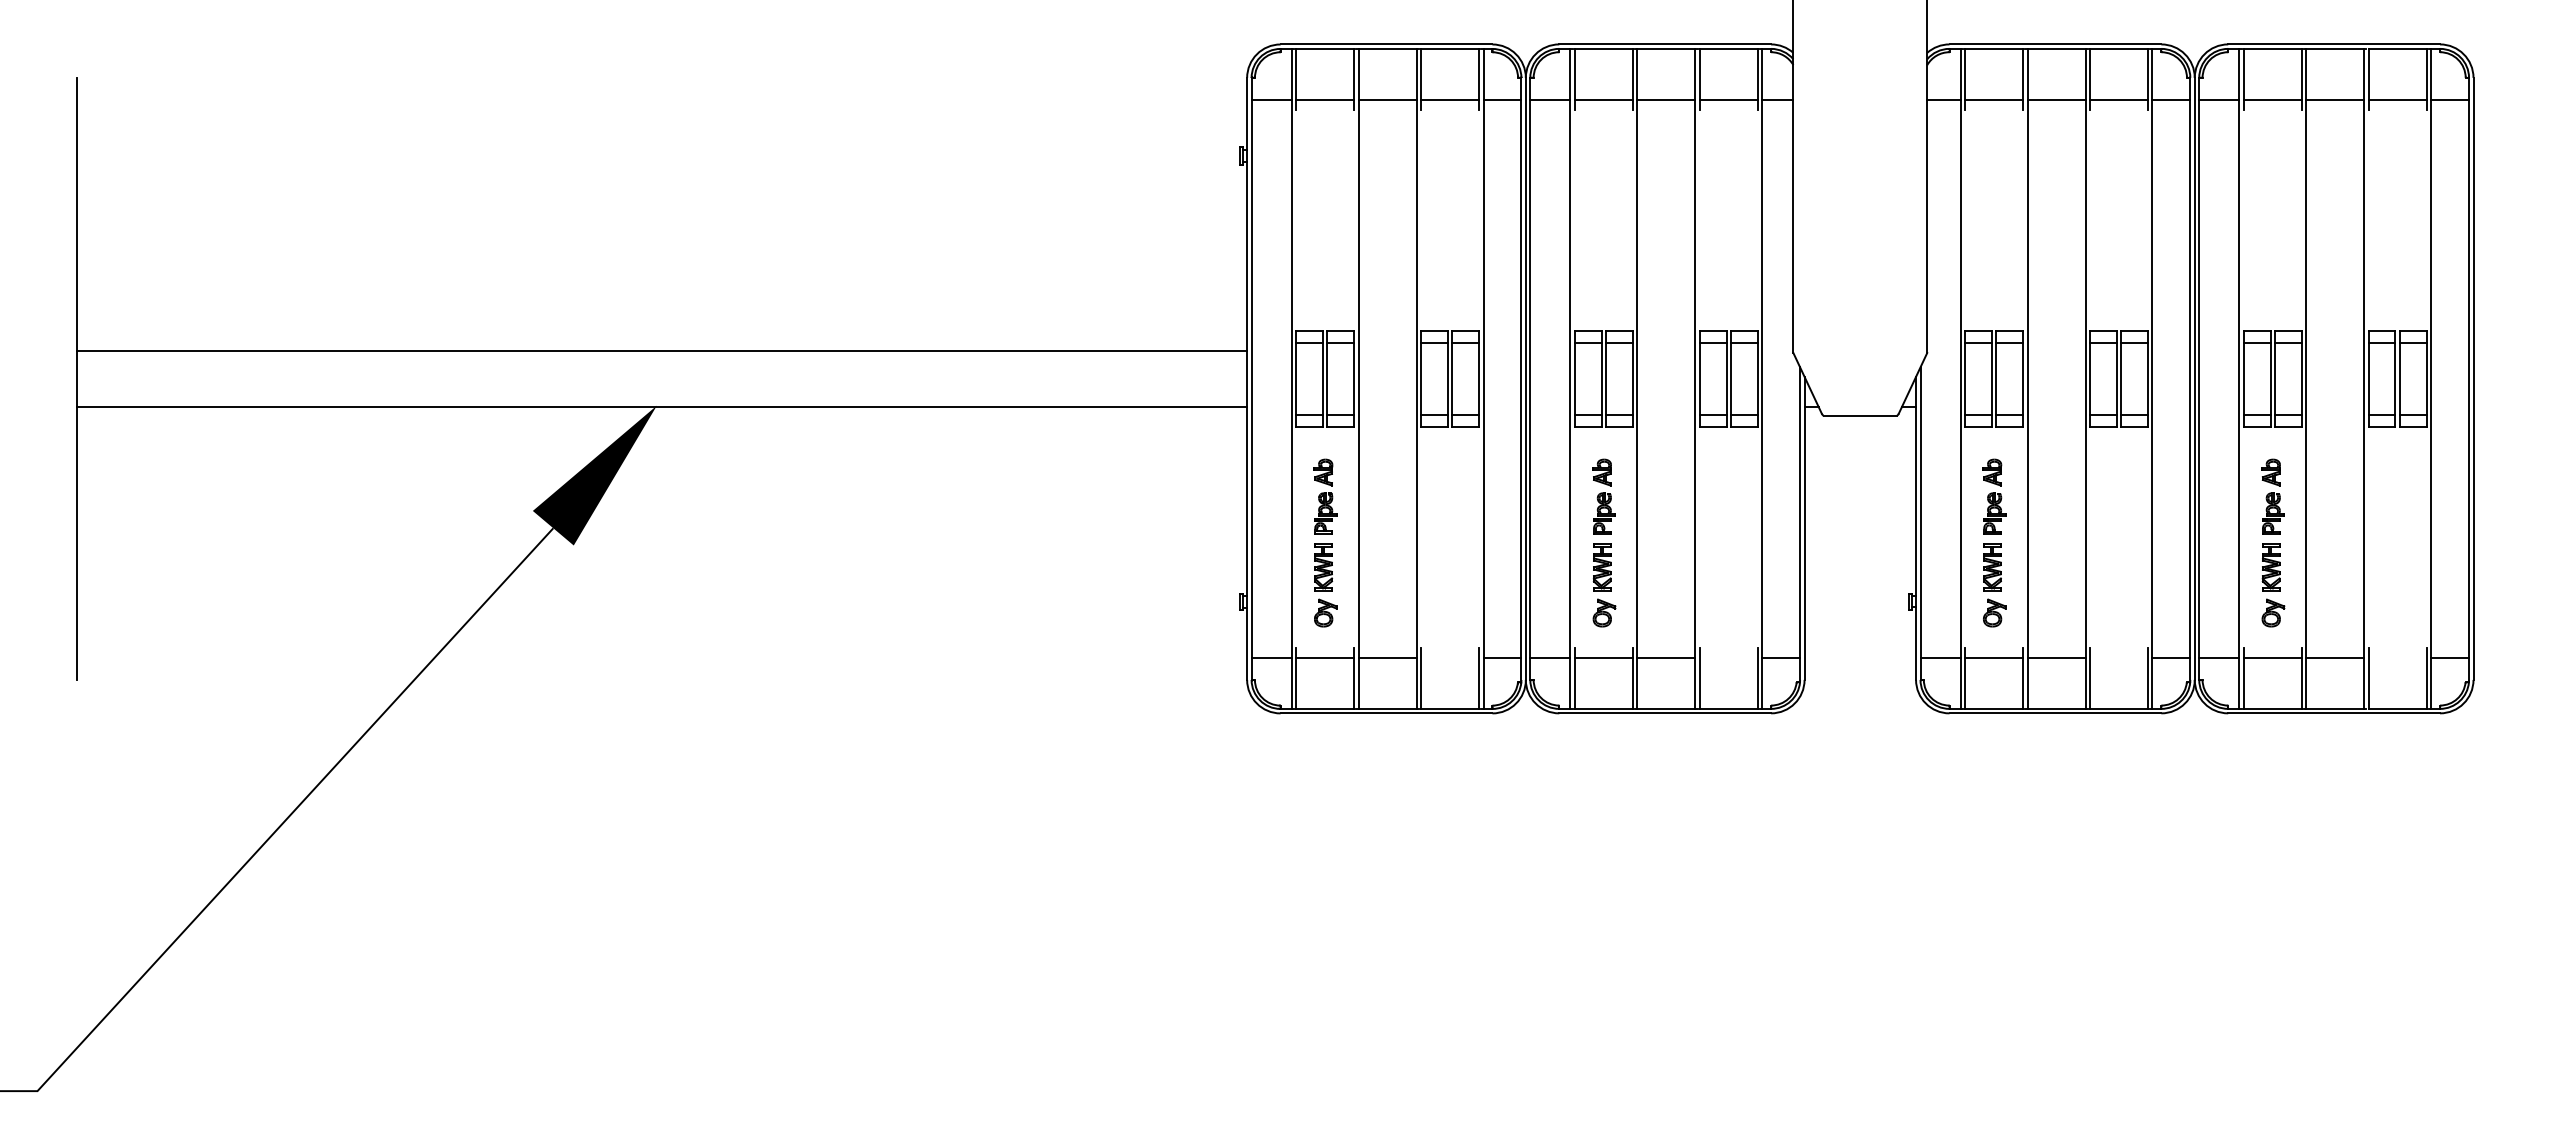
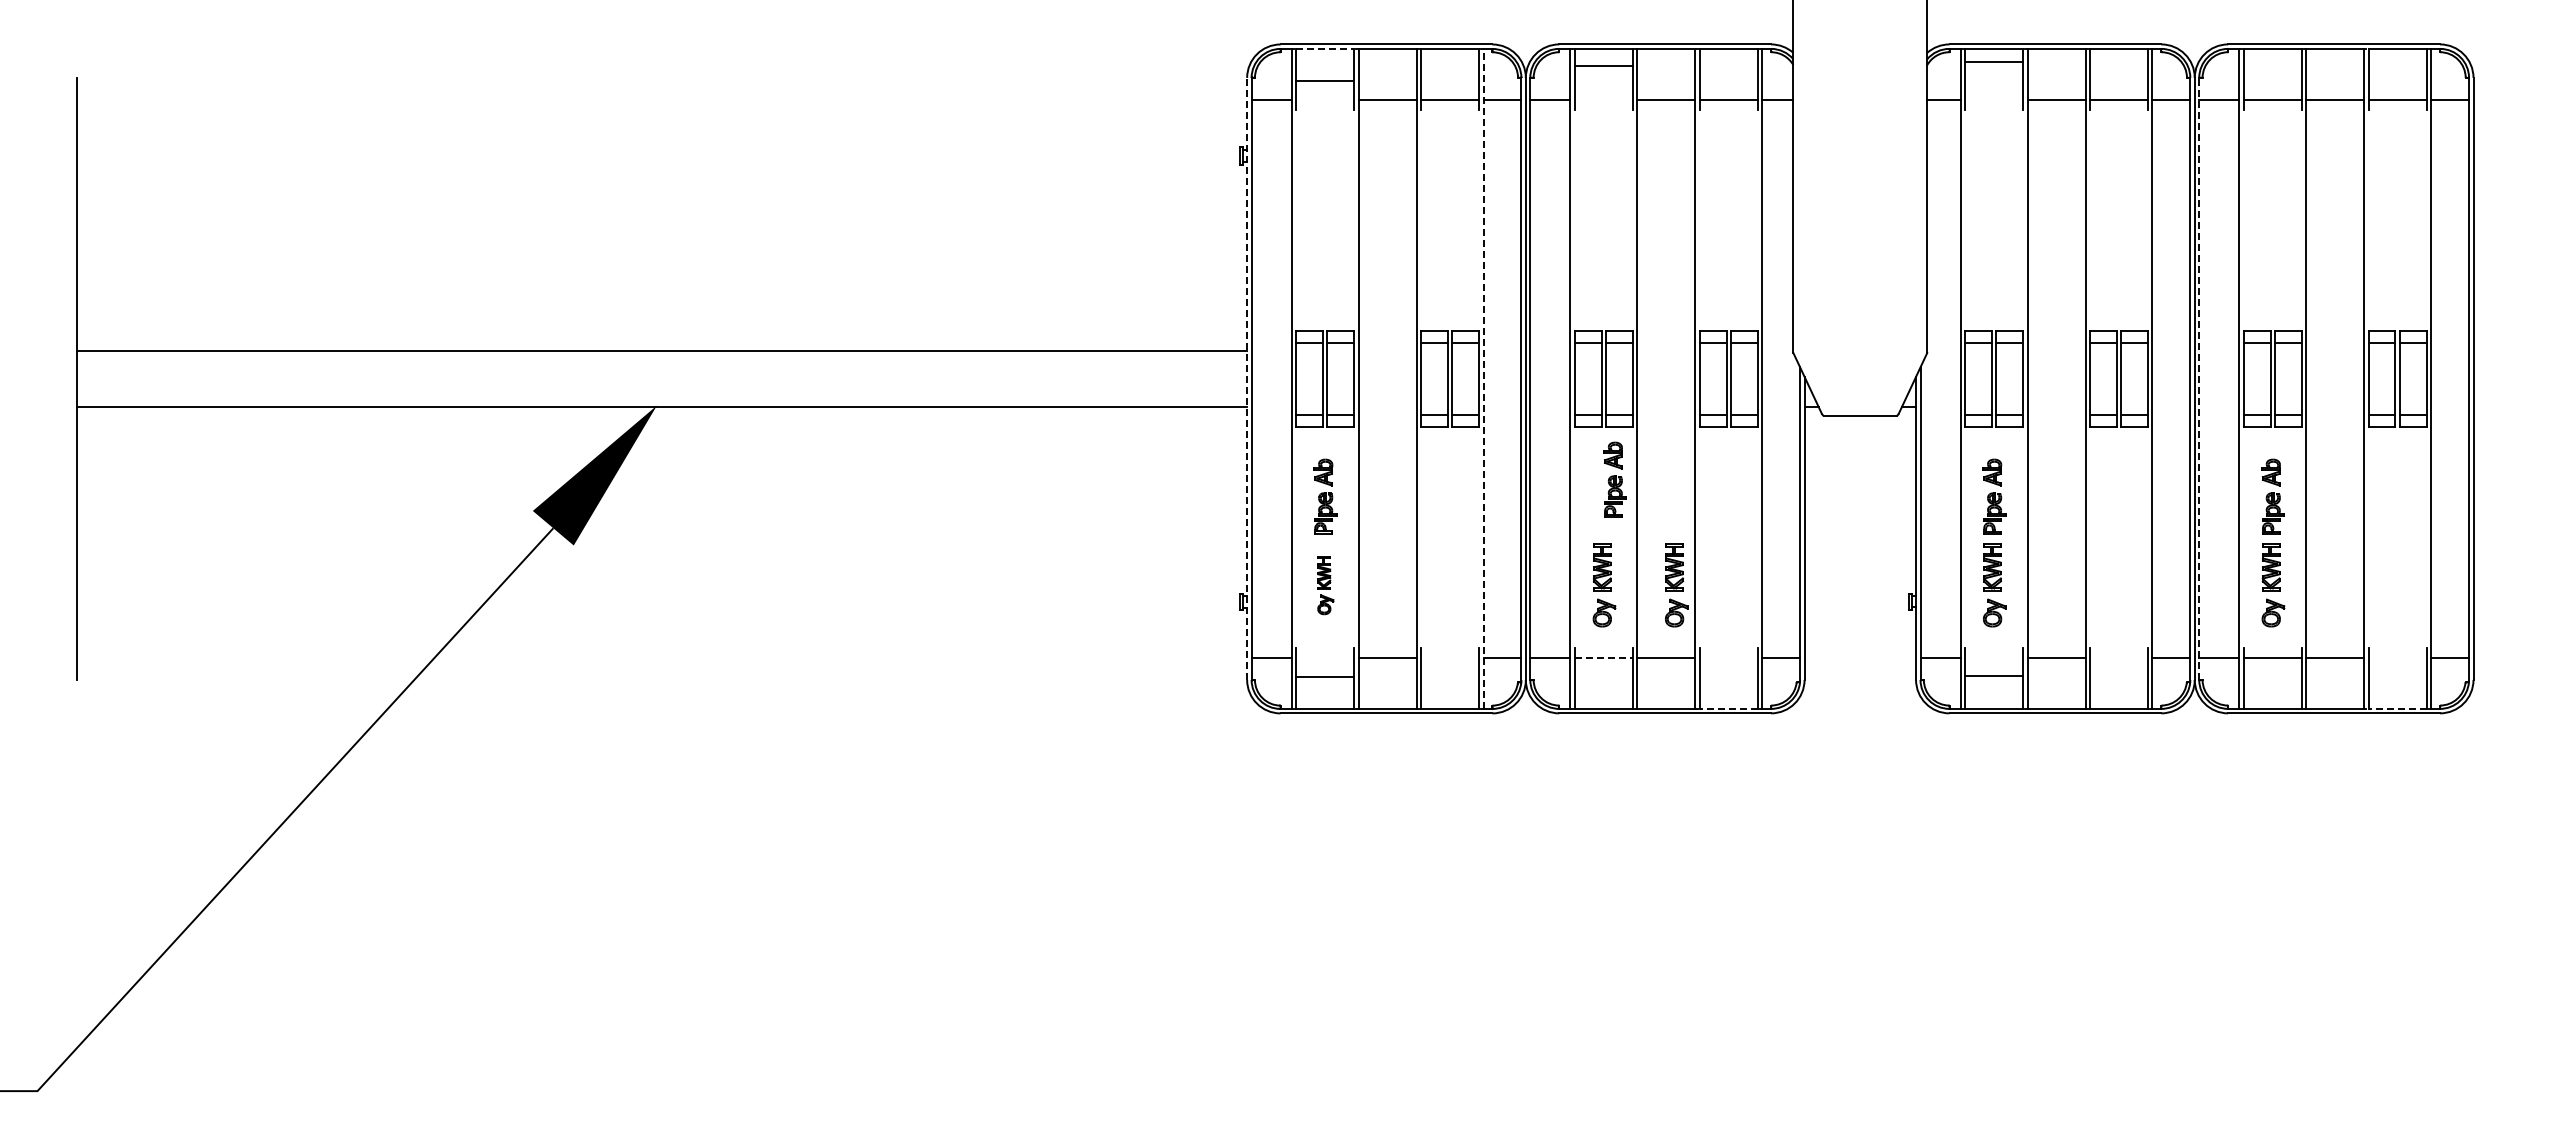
line: solid -> dashed (1325, 48)
line position: (1325, 100) -> (1325, 81) (1325, 81)
line position: (1603, 100) -> (1603, 66) (1603, 66)
line position: (1994, 100) -> (1994, 62) (1994, 62)
line: solid -> dashed (1247, 378)
line: solid -> dashed (1483, 378)
line: solid -> dashed (2199, 378)
part position: (1603, 496) -> (1614, 479) (1614, 479)
part size: 24x85 px -> 18x60 px (1325, 585)
part: none -> present (1676, 585)
line position: (1325, 657) -> (1325, 676) (1325, 676)
line: solid -> dashed (1603, 657)
line position: (1994, 657) -> (1994, 675) (1994, 675)
line: solid -> dashed (1728, 708)
line: solid -> dashed (2397, 708)
